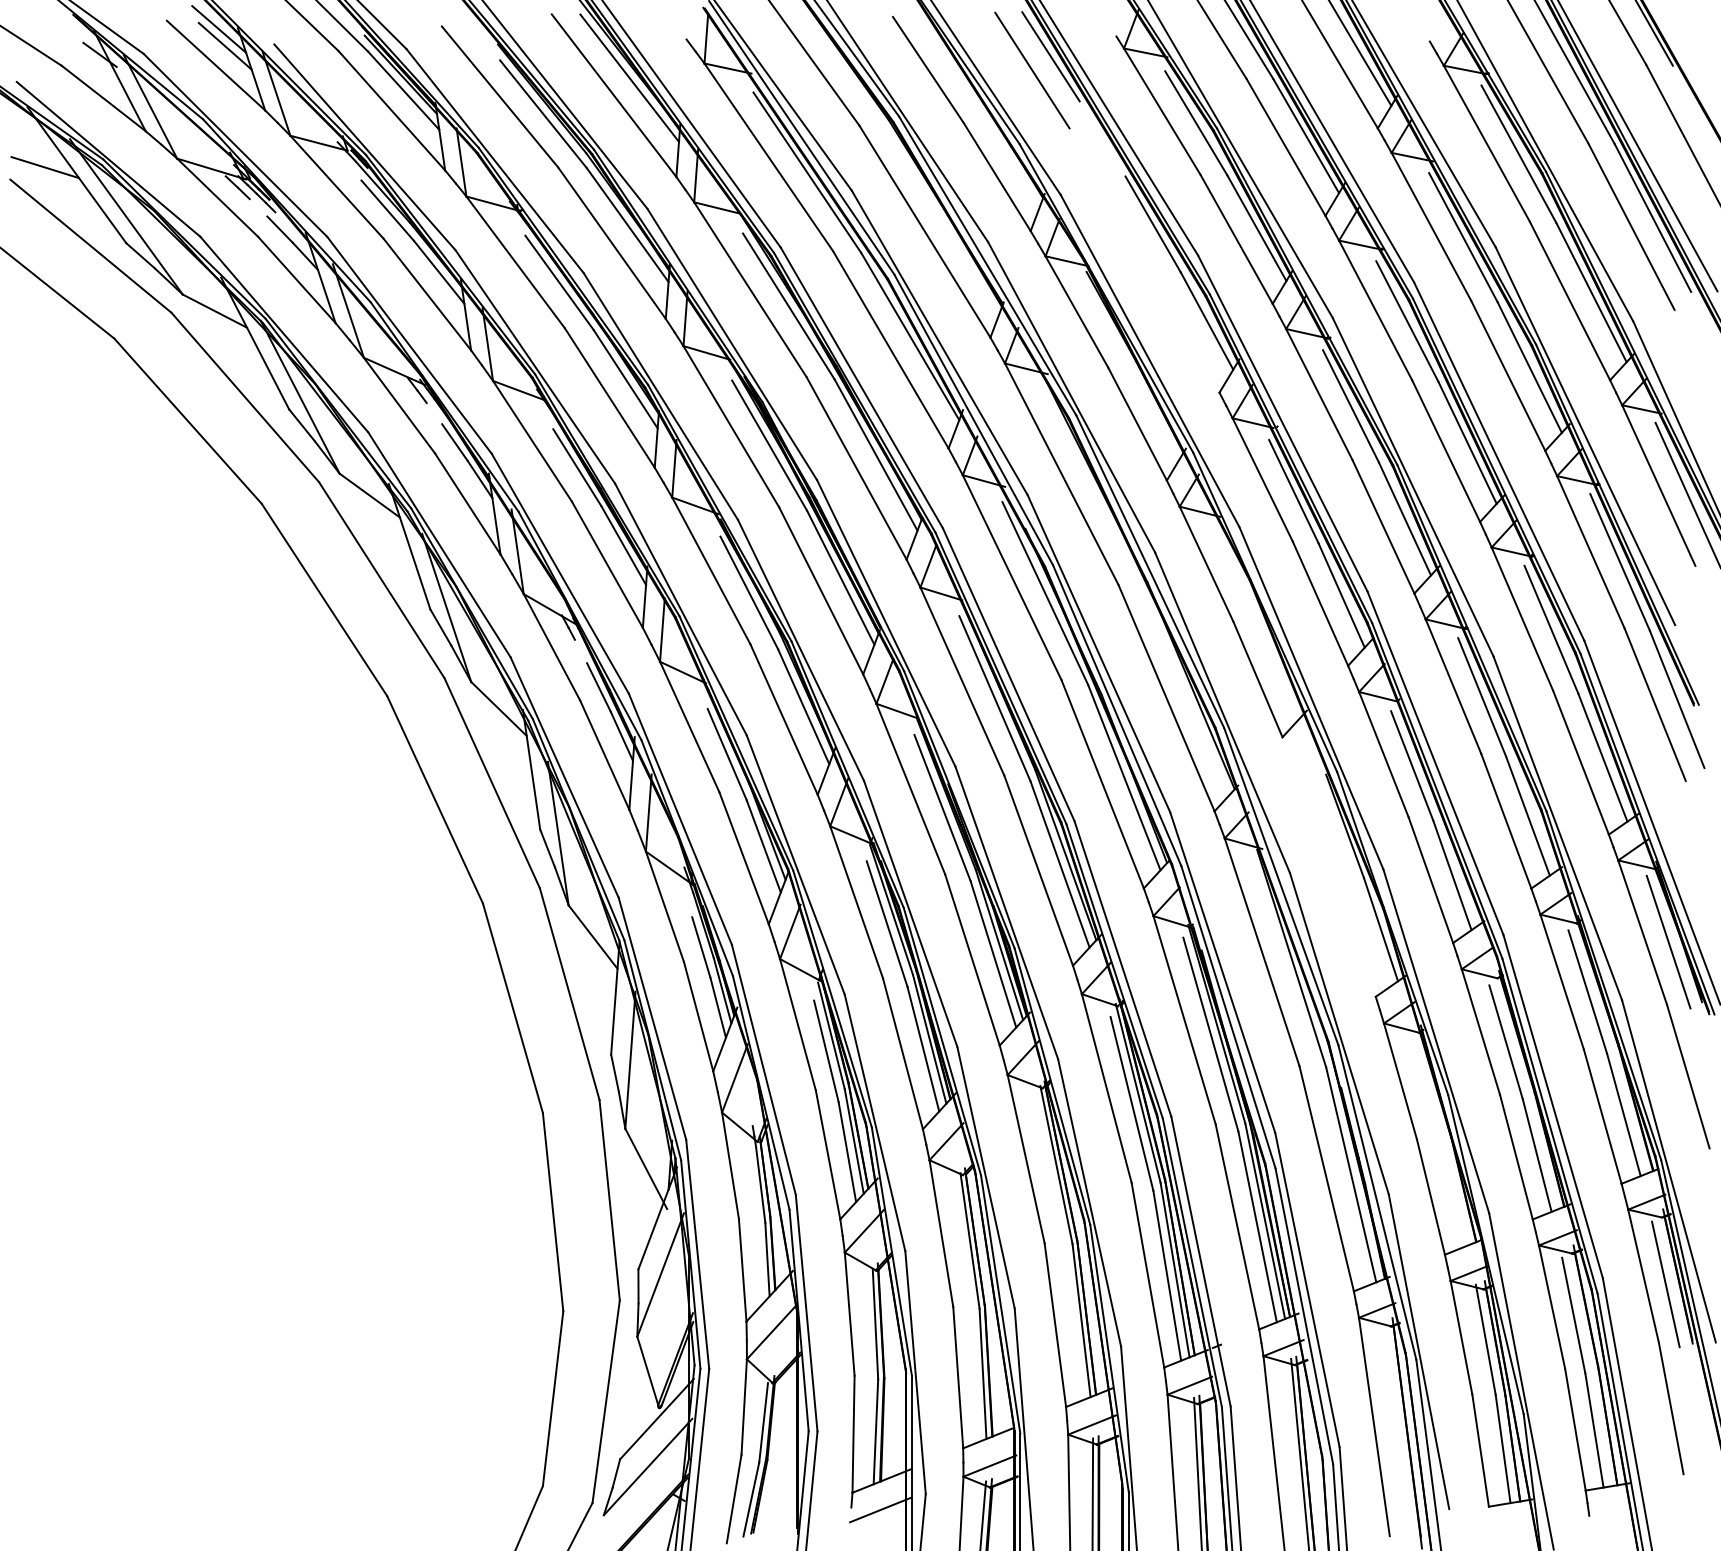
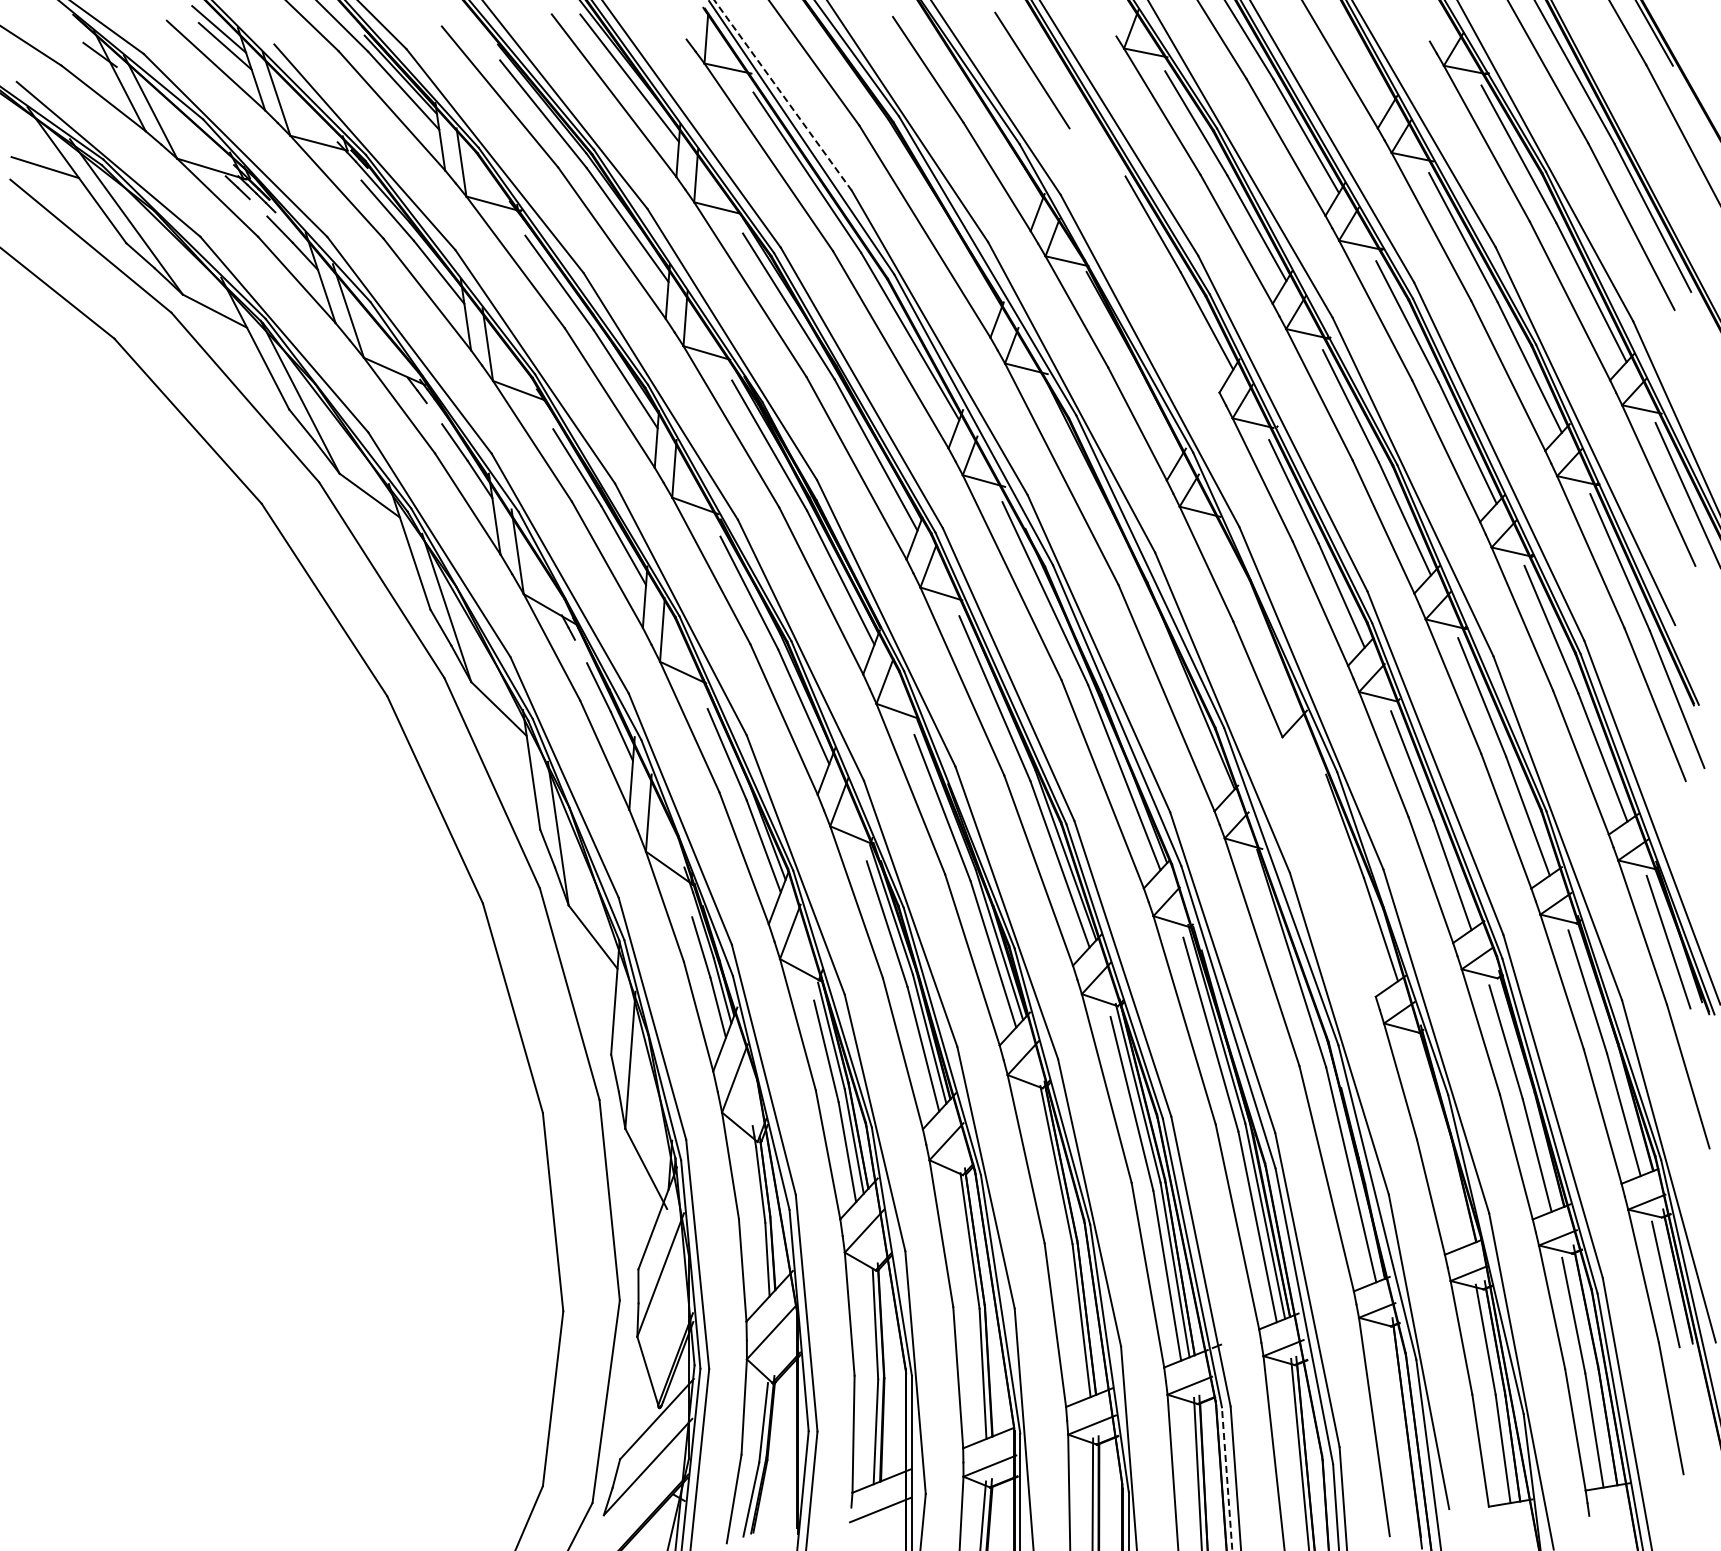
line: present -> none (1360, 53)
line: present -> none (1050, 56)
line: solid -> dashed (783, 95)
line: present -> none (1637, 146)
line: solid -> dashed (1227, 1479)
